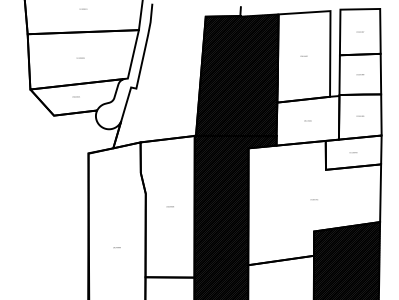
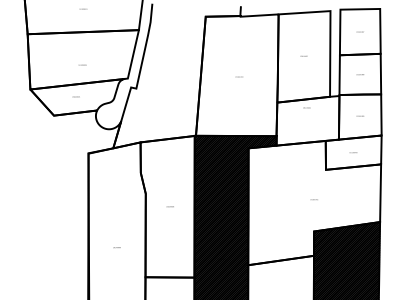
text position: (80, 57) -> (82, 64) (82, 64)
hatch: present -> none (236, 75)
text position: (307, 120) -> (306, 107) (306, 107)
